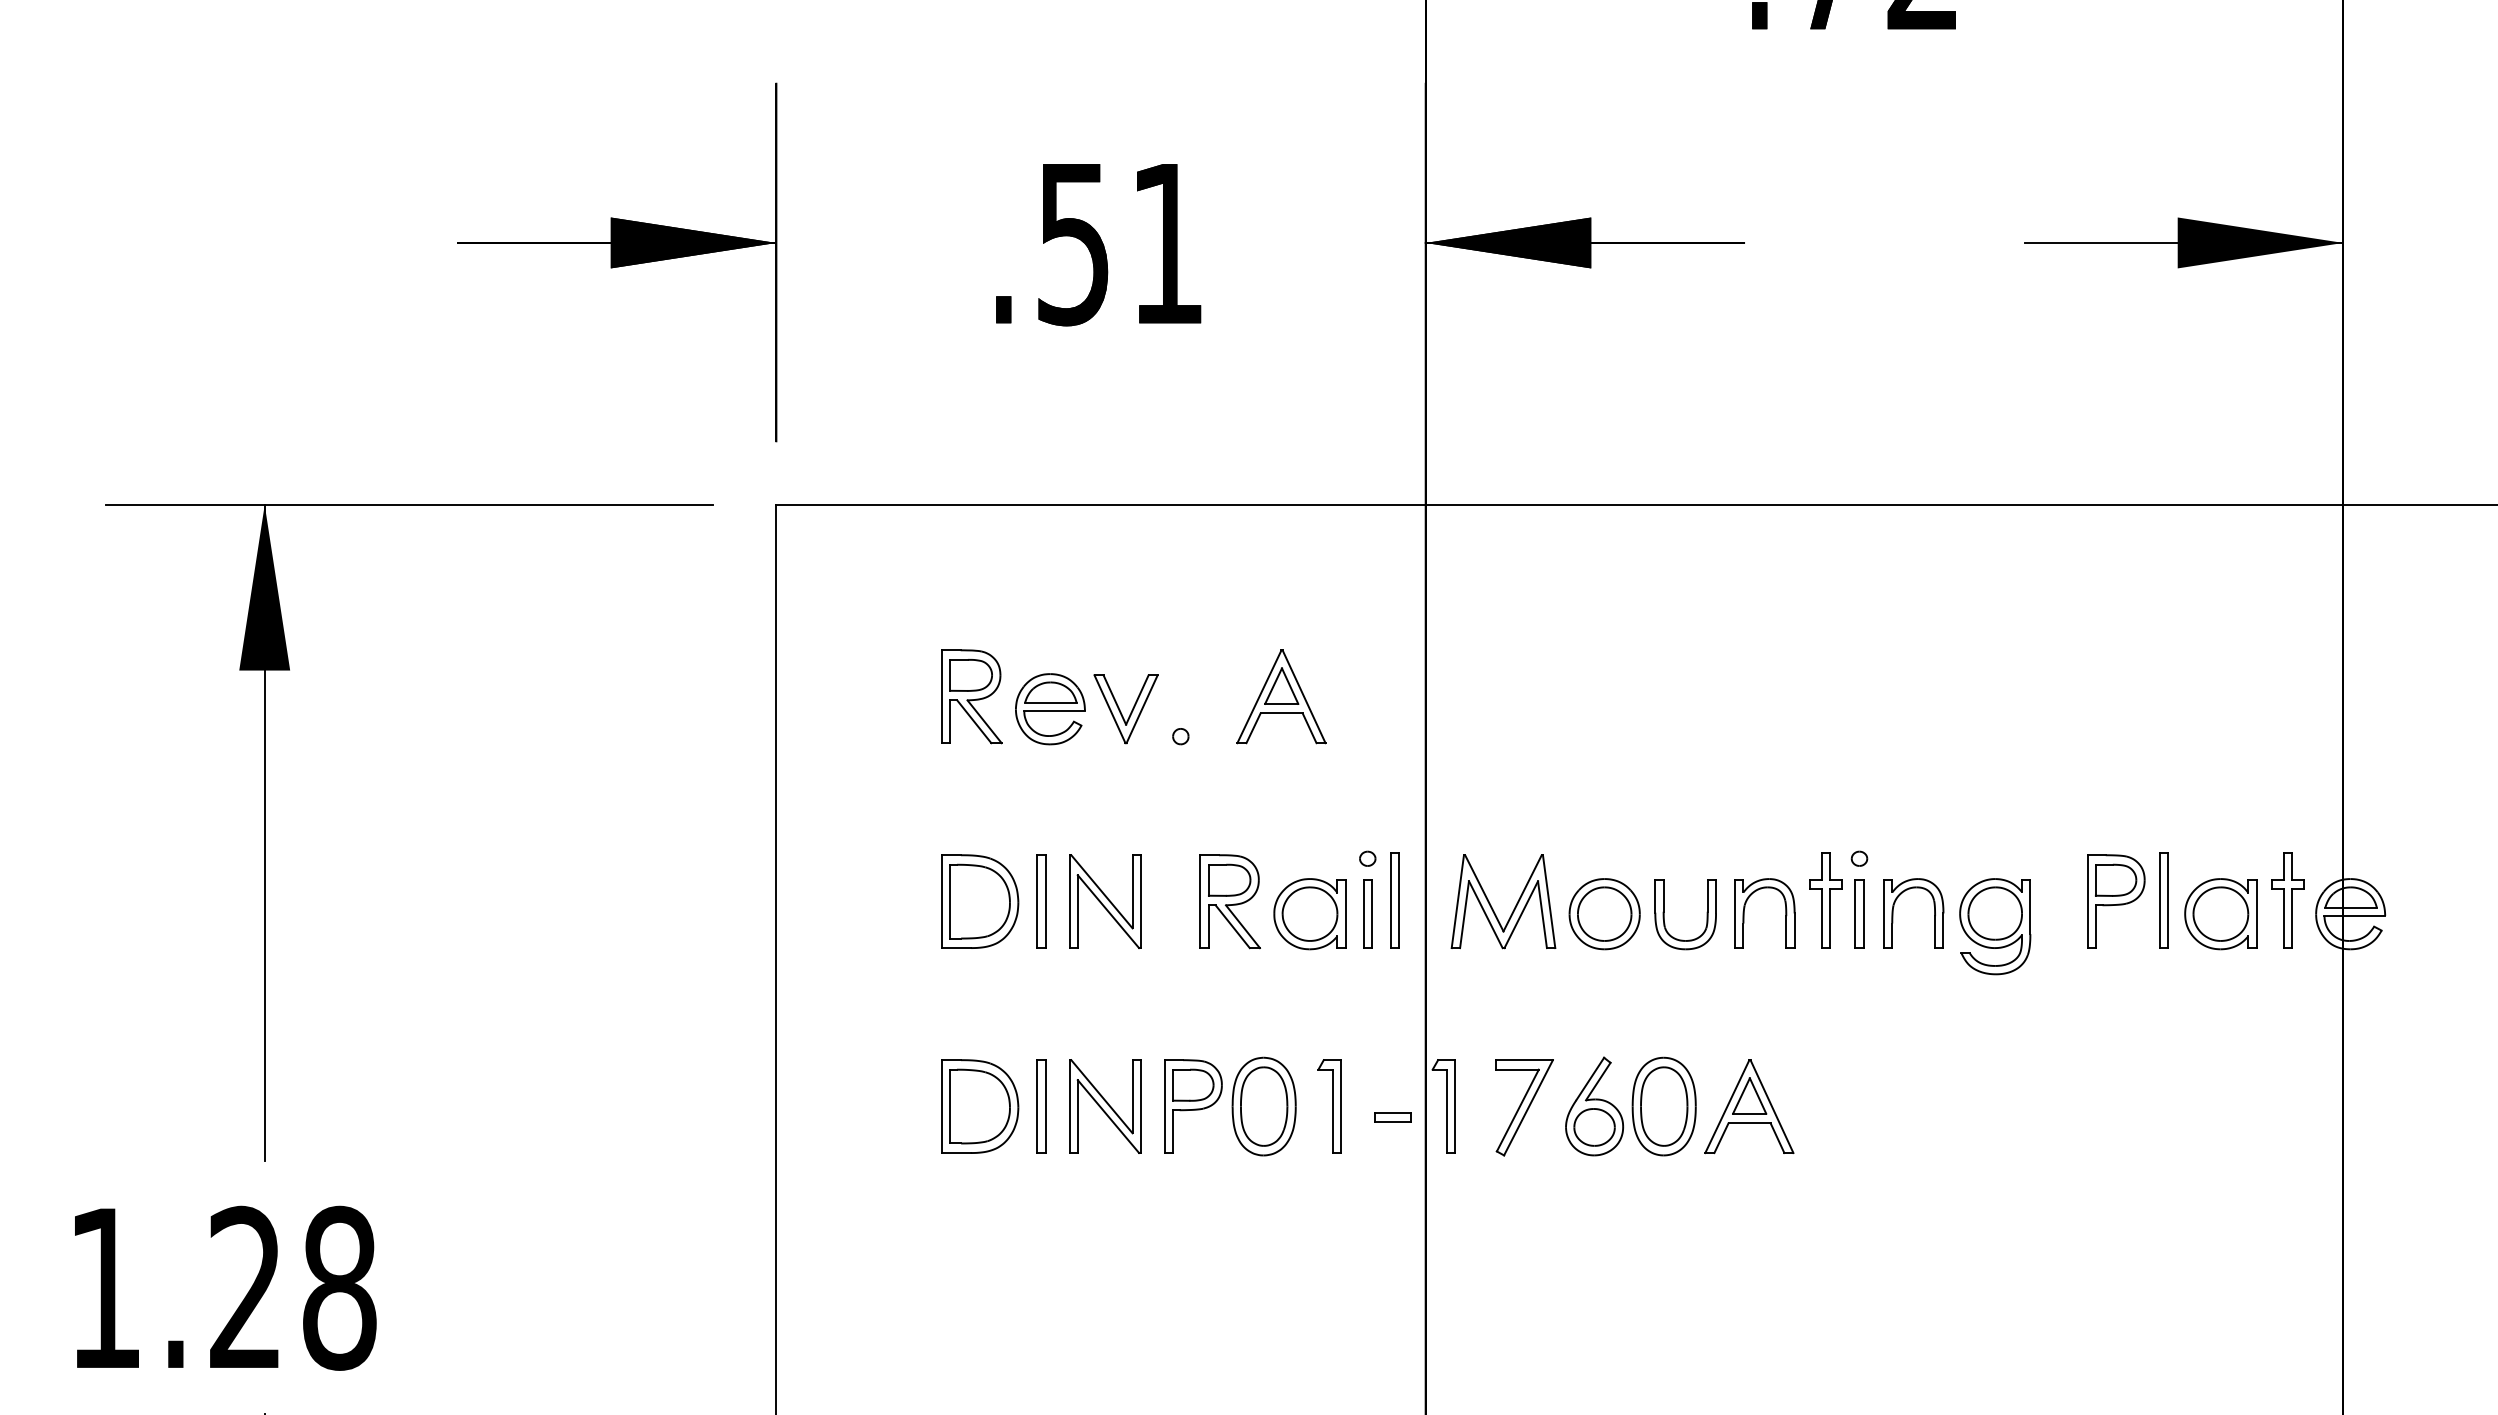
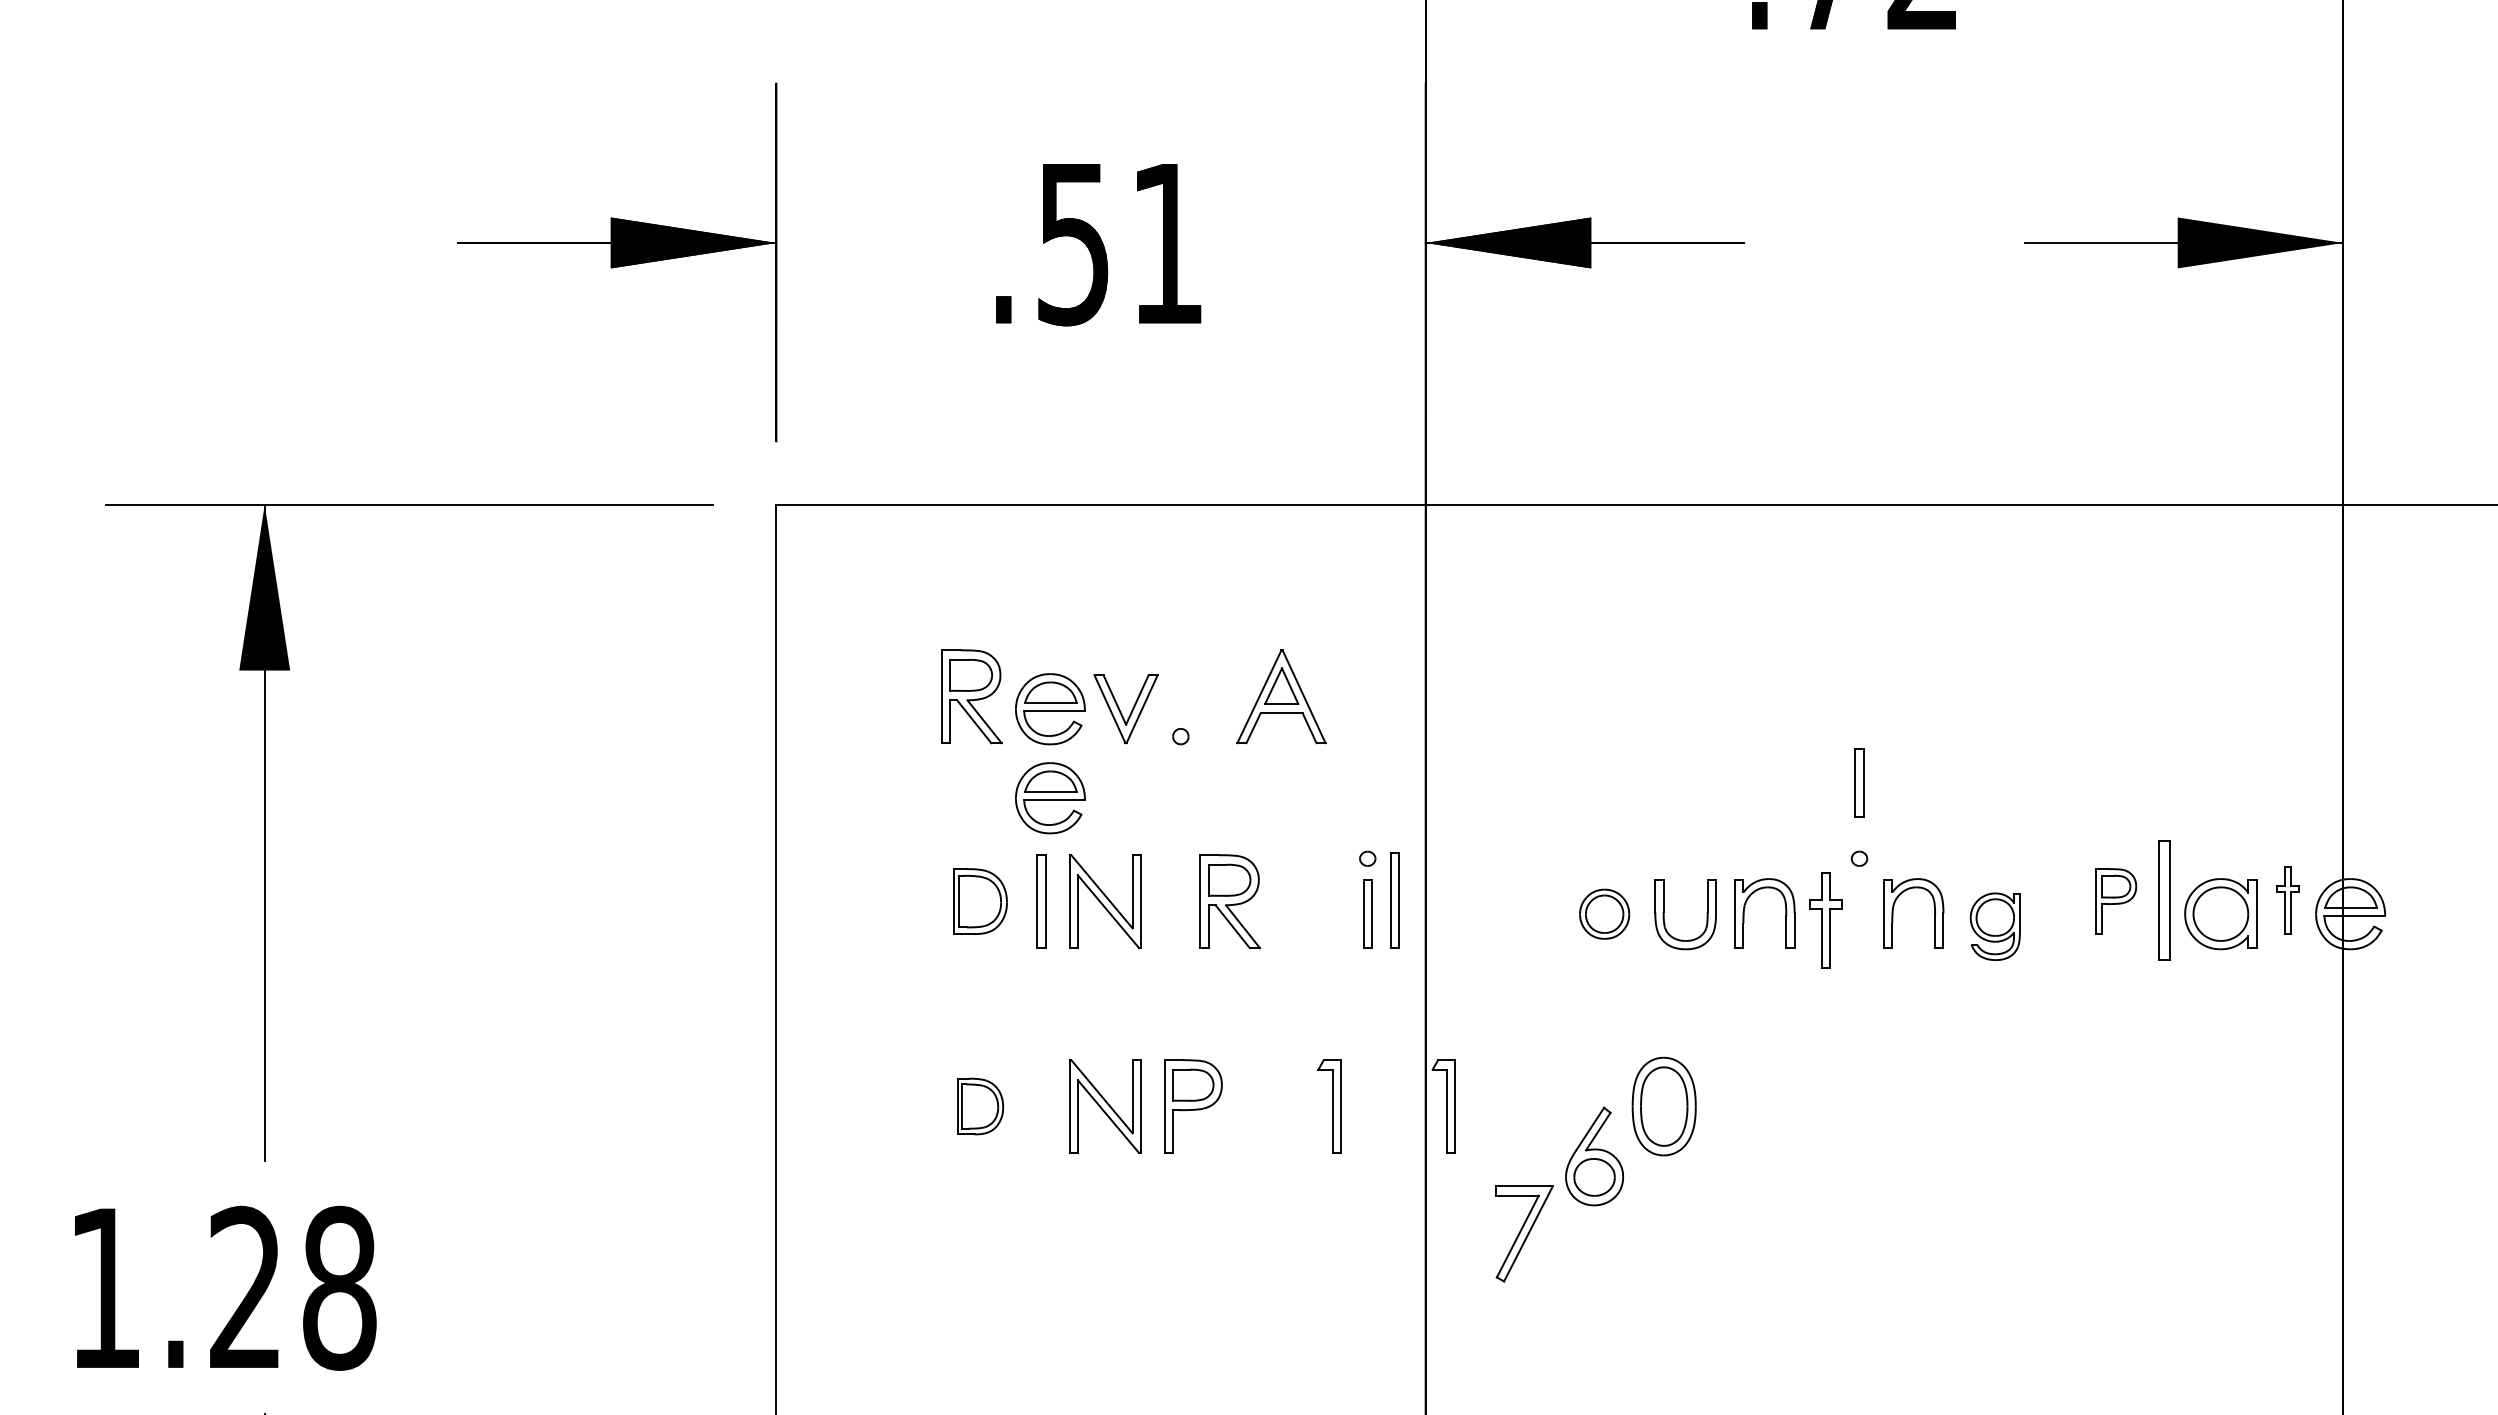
part: none -> present (1050, 798)
part position: (1825, 900) -> (1825, 920) (1825, 920)
part size: 10x97 px -> 13x121 px (2164, 900)
part size: 34x97 px -> 24x69 px (2287, 900)
part size: 79x95 px -> 55x67 px (980, 901)
part size: 59x95 px -> 43x67 px (2116, 901)
part: present -> none (1492, 907)
part position: (1859, 913) -> (1859, 782) (1859, 782)
part: present -> none (1309, 914)
part size: 73x73 px -> 52x52 px (1604, 913)
part size: 73x98 px -> 52x69 px (1994, 926)
part size: 79x95 px -> 48x59 px (980, 1106)
part: present -> none (1041, 1106)
part: present -> none (1263, 1106)
part position: (1594, 1106) -> (1594, 1156) (1594, 1156)
part: present -> none (1749, 1106)
part position: (1524, 1107) -> (1524, 1233) (1524, 1233)
part: present -> none (1392, 1117)
